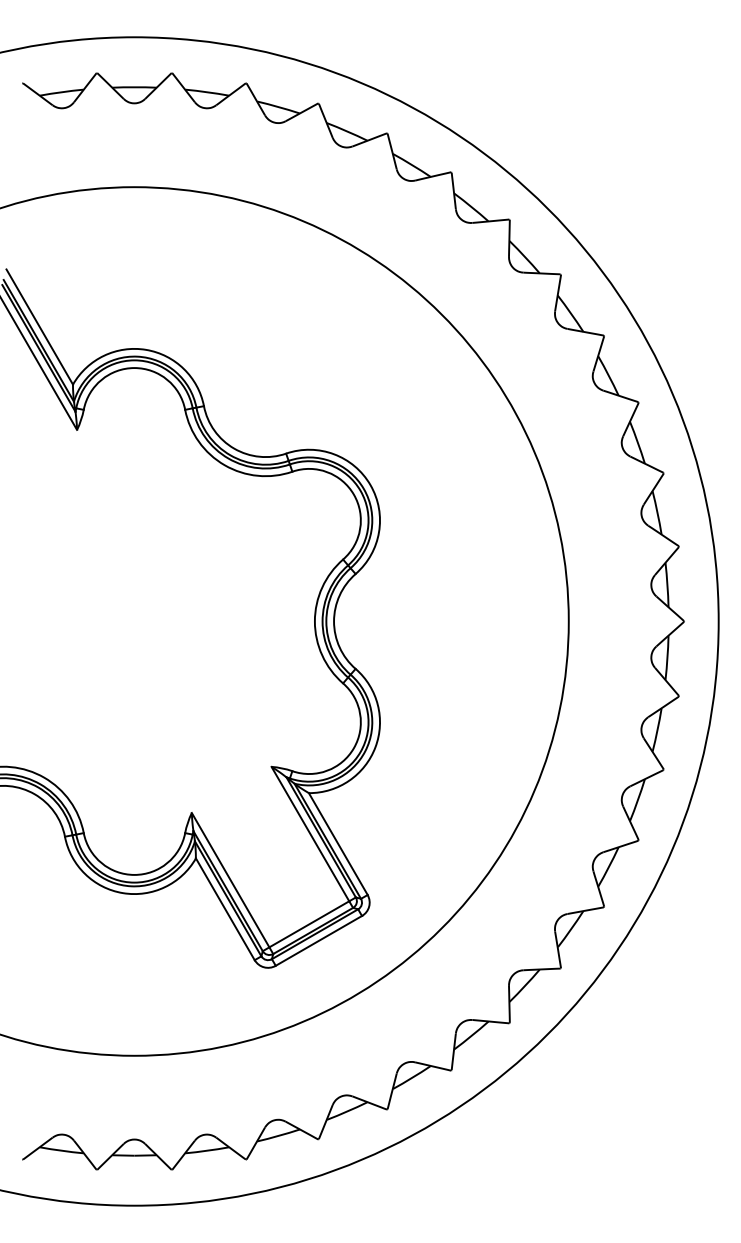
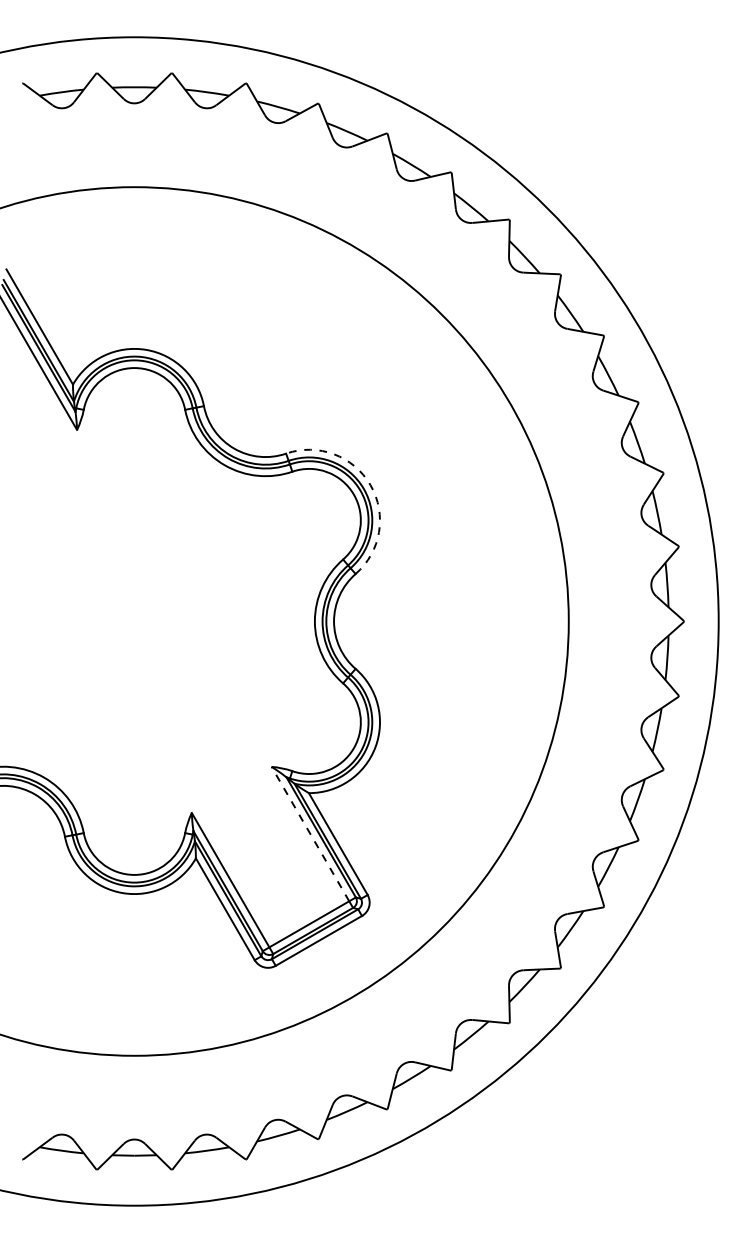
arc: solid -> dashed (370, 485)
line: solid -> dashed (310, 834)
